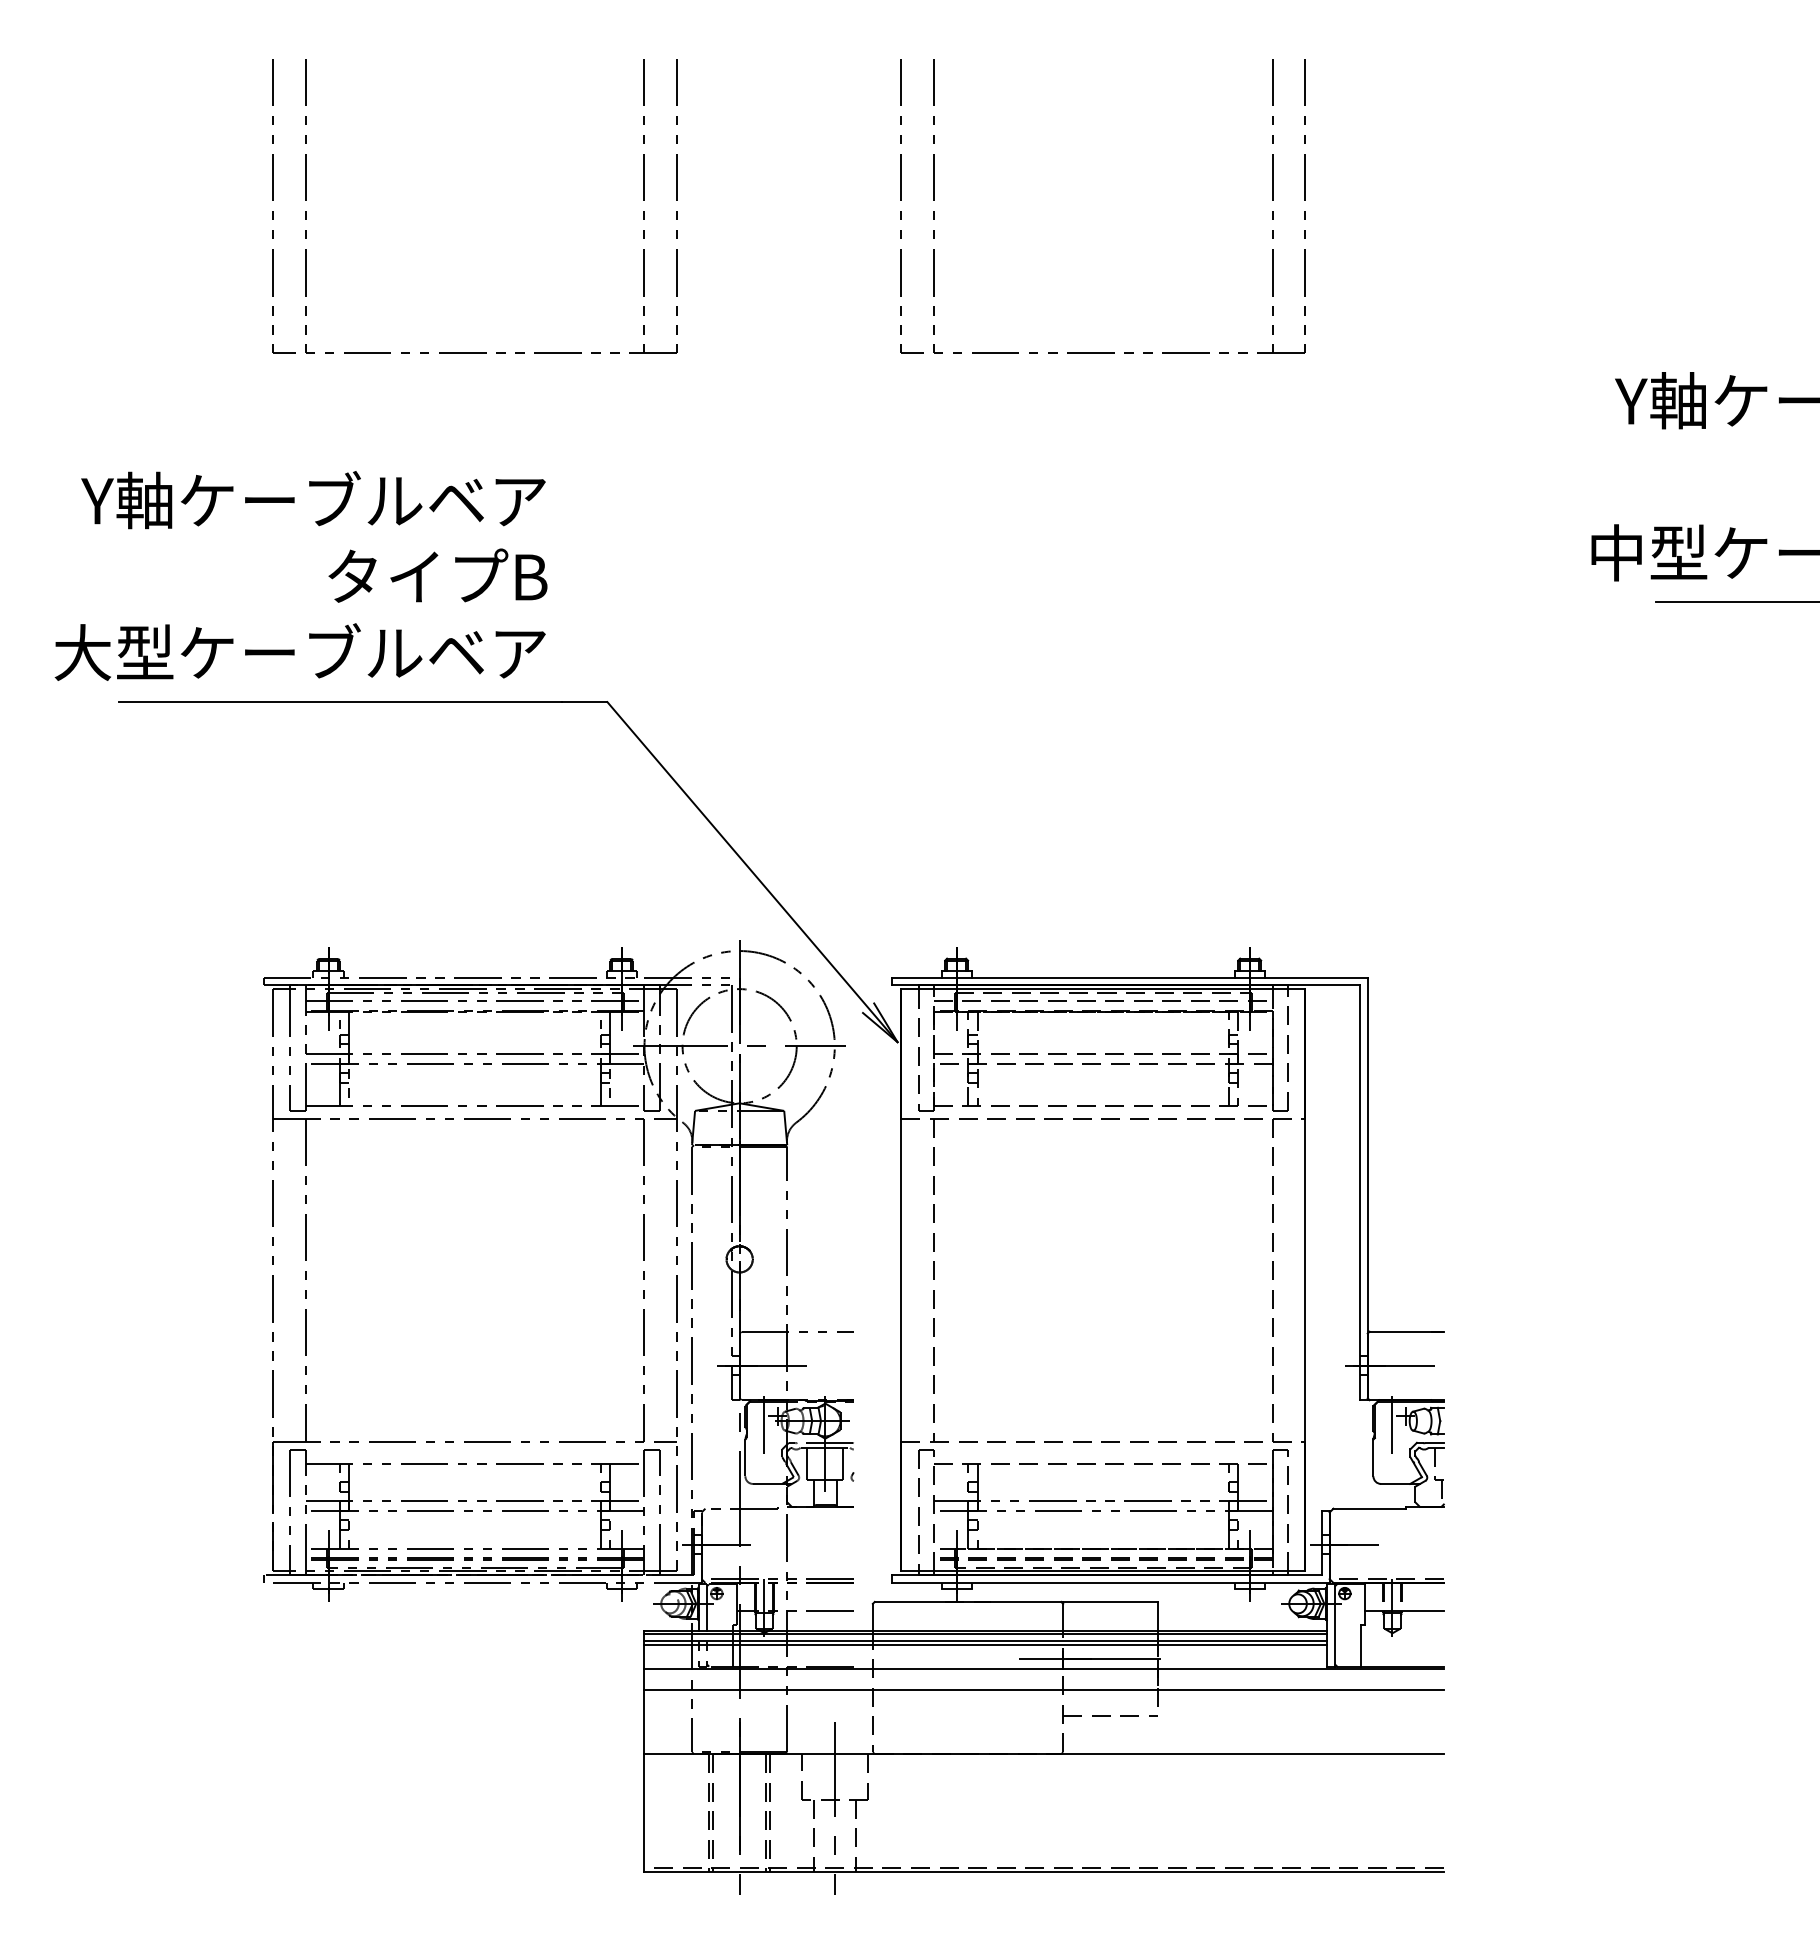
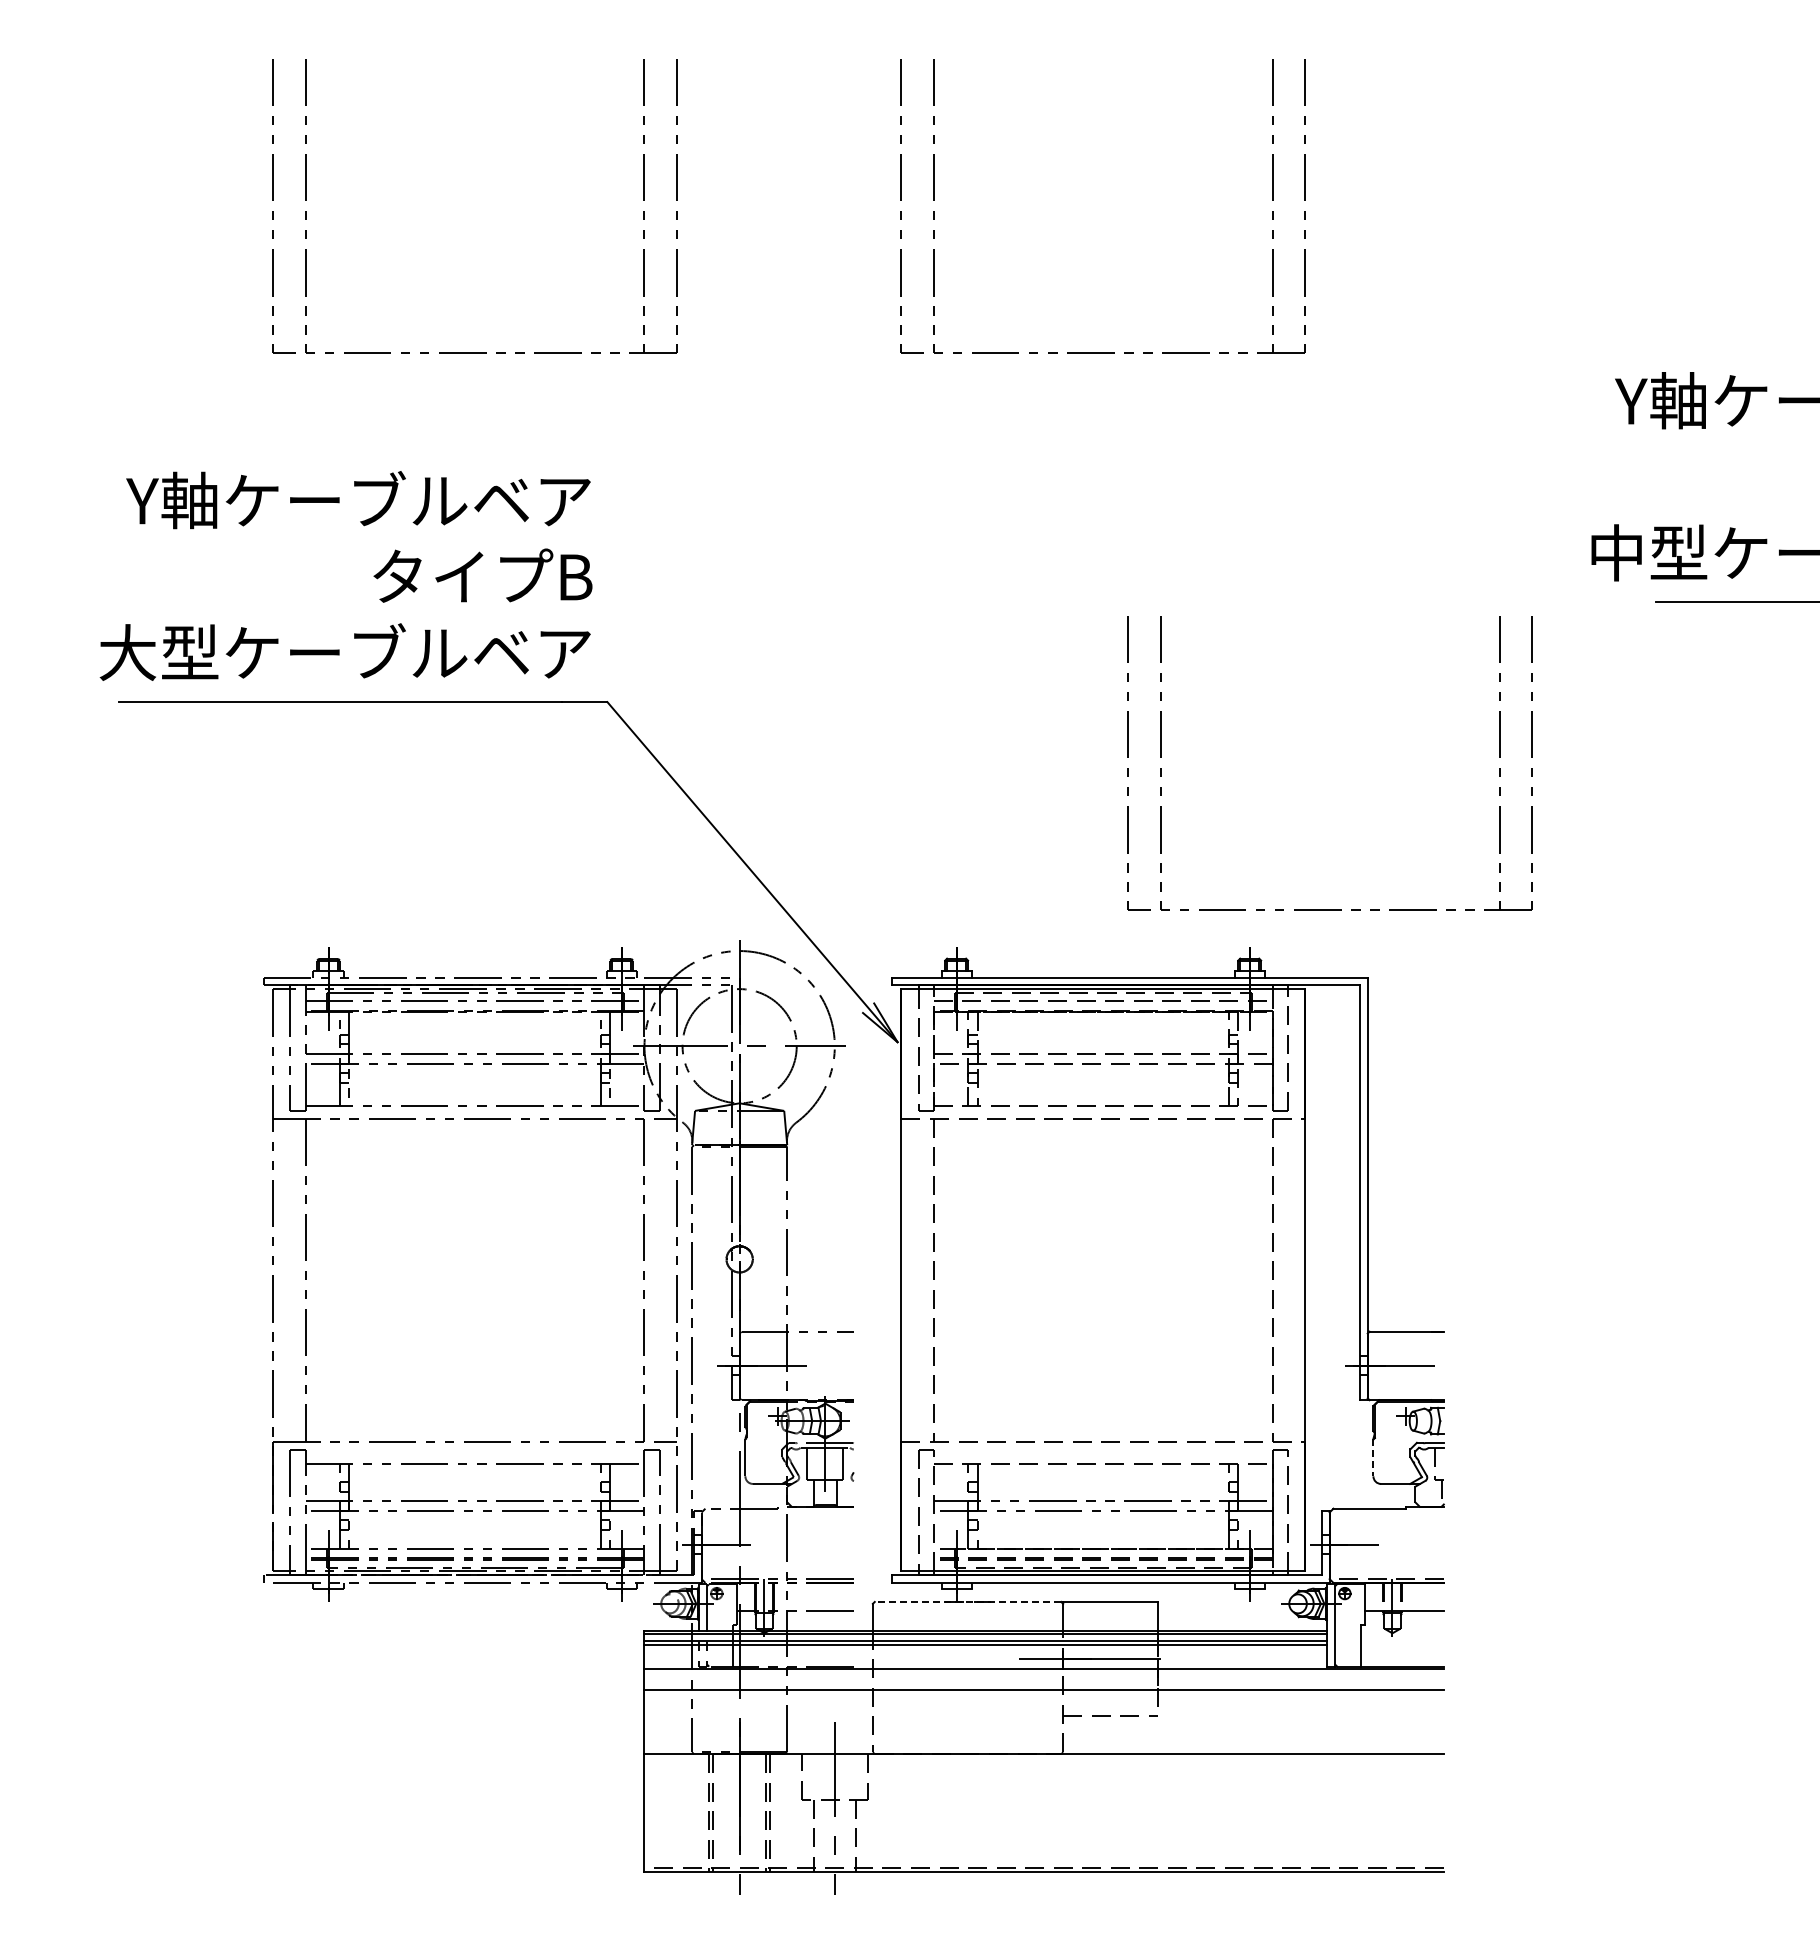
text position: (300, 575) -> (345, 575) (345, 575)
part: none -> present (1329, 909)
line: present -> none (764, 1425)
line: present -> none (1392, 1425)
line: solid -> dashed (1373, 1457)
line: solid -> dashed (967, 1601)
